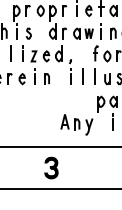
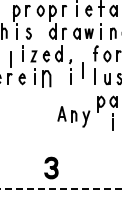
line position: (10, 53) -> (10, 59) (10, 59)
line position: (82, 76) -> (82, 70) (82, 70)
part size: 6x12 px -> 10x18 px (46, 78)
part position: (76, 124) -> (73, 116) (73, 116)
line: present -> none (60, 147)
line: solid -> dashed (60, 188)
